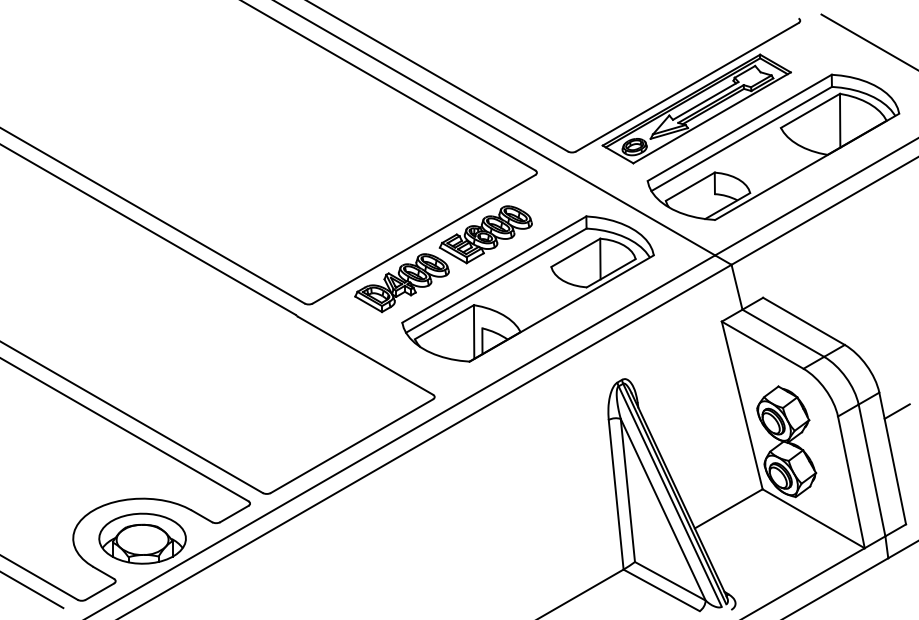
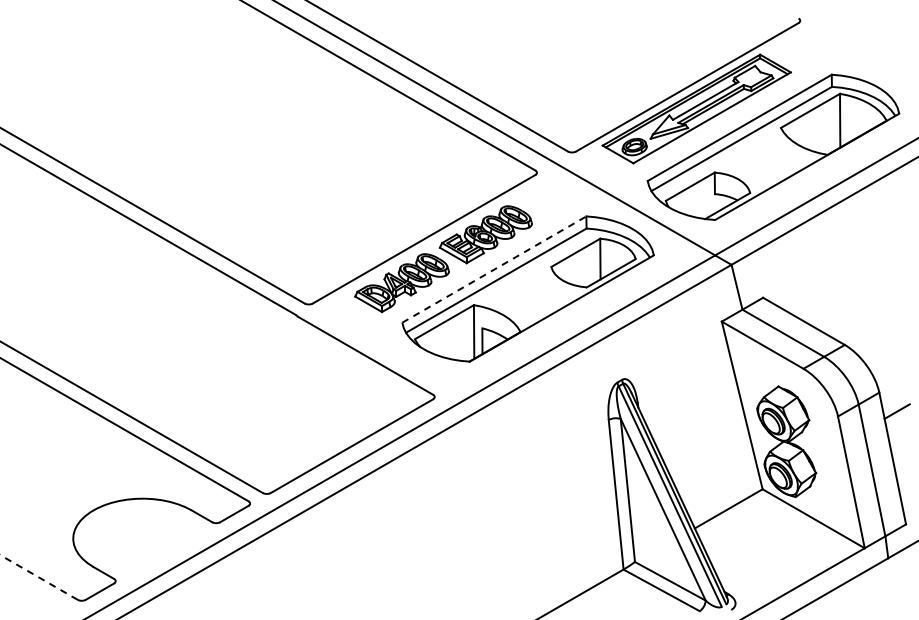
line: present -> none (868, 41)
line: solid -> dashed (494, 269)
part: present -> none (142, 538)
line: solid -> dashed (38, 577)
line: present -> none (32, 590)
